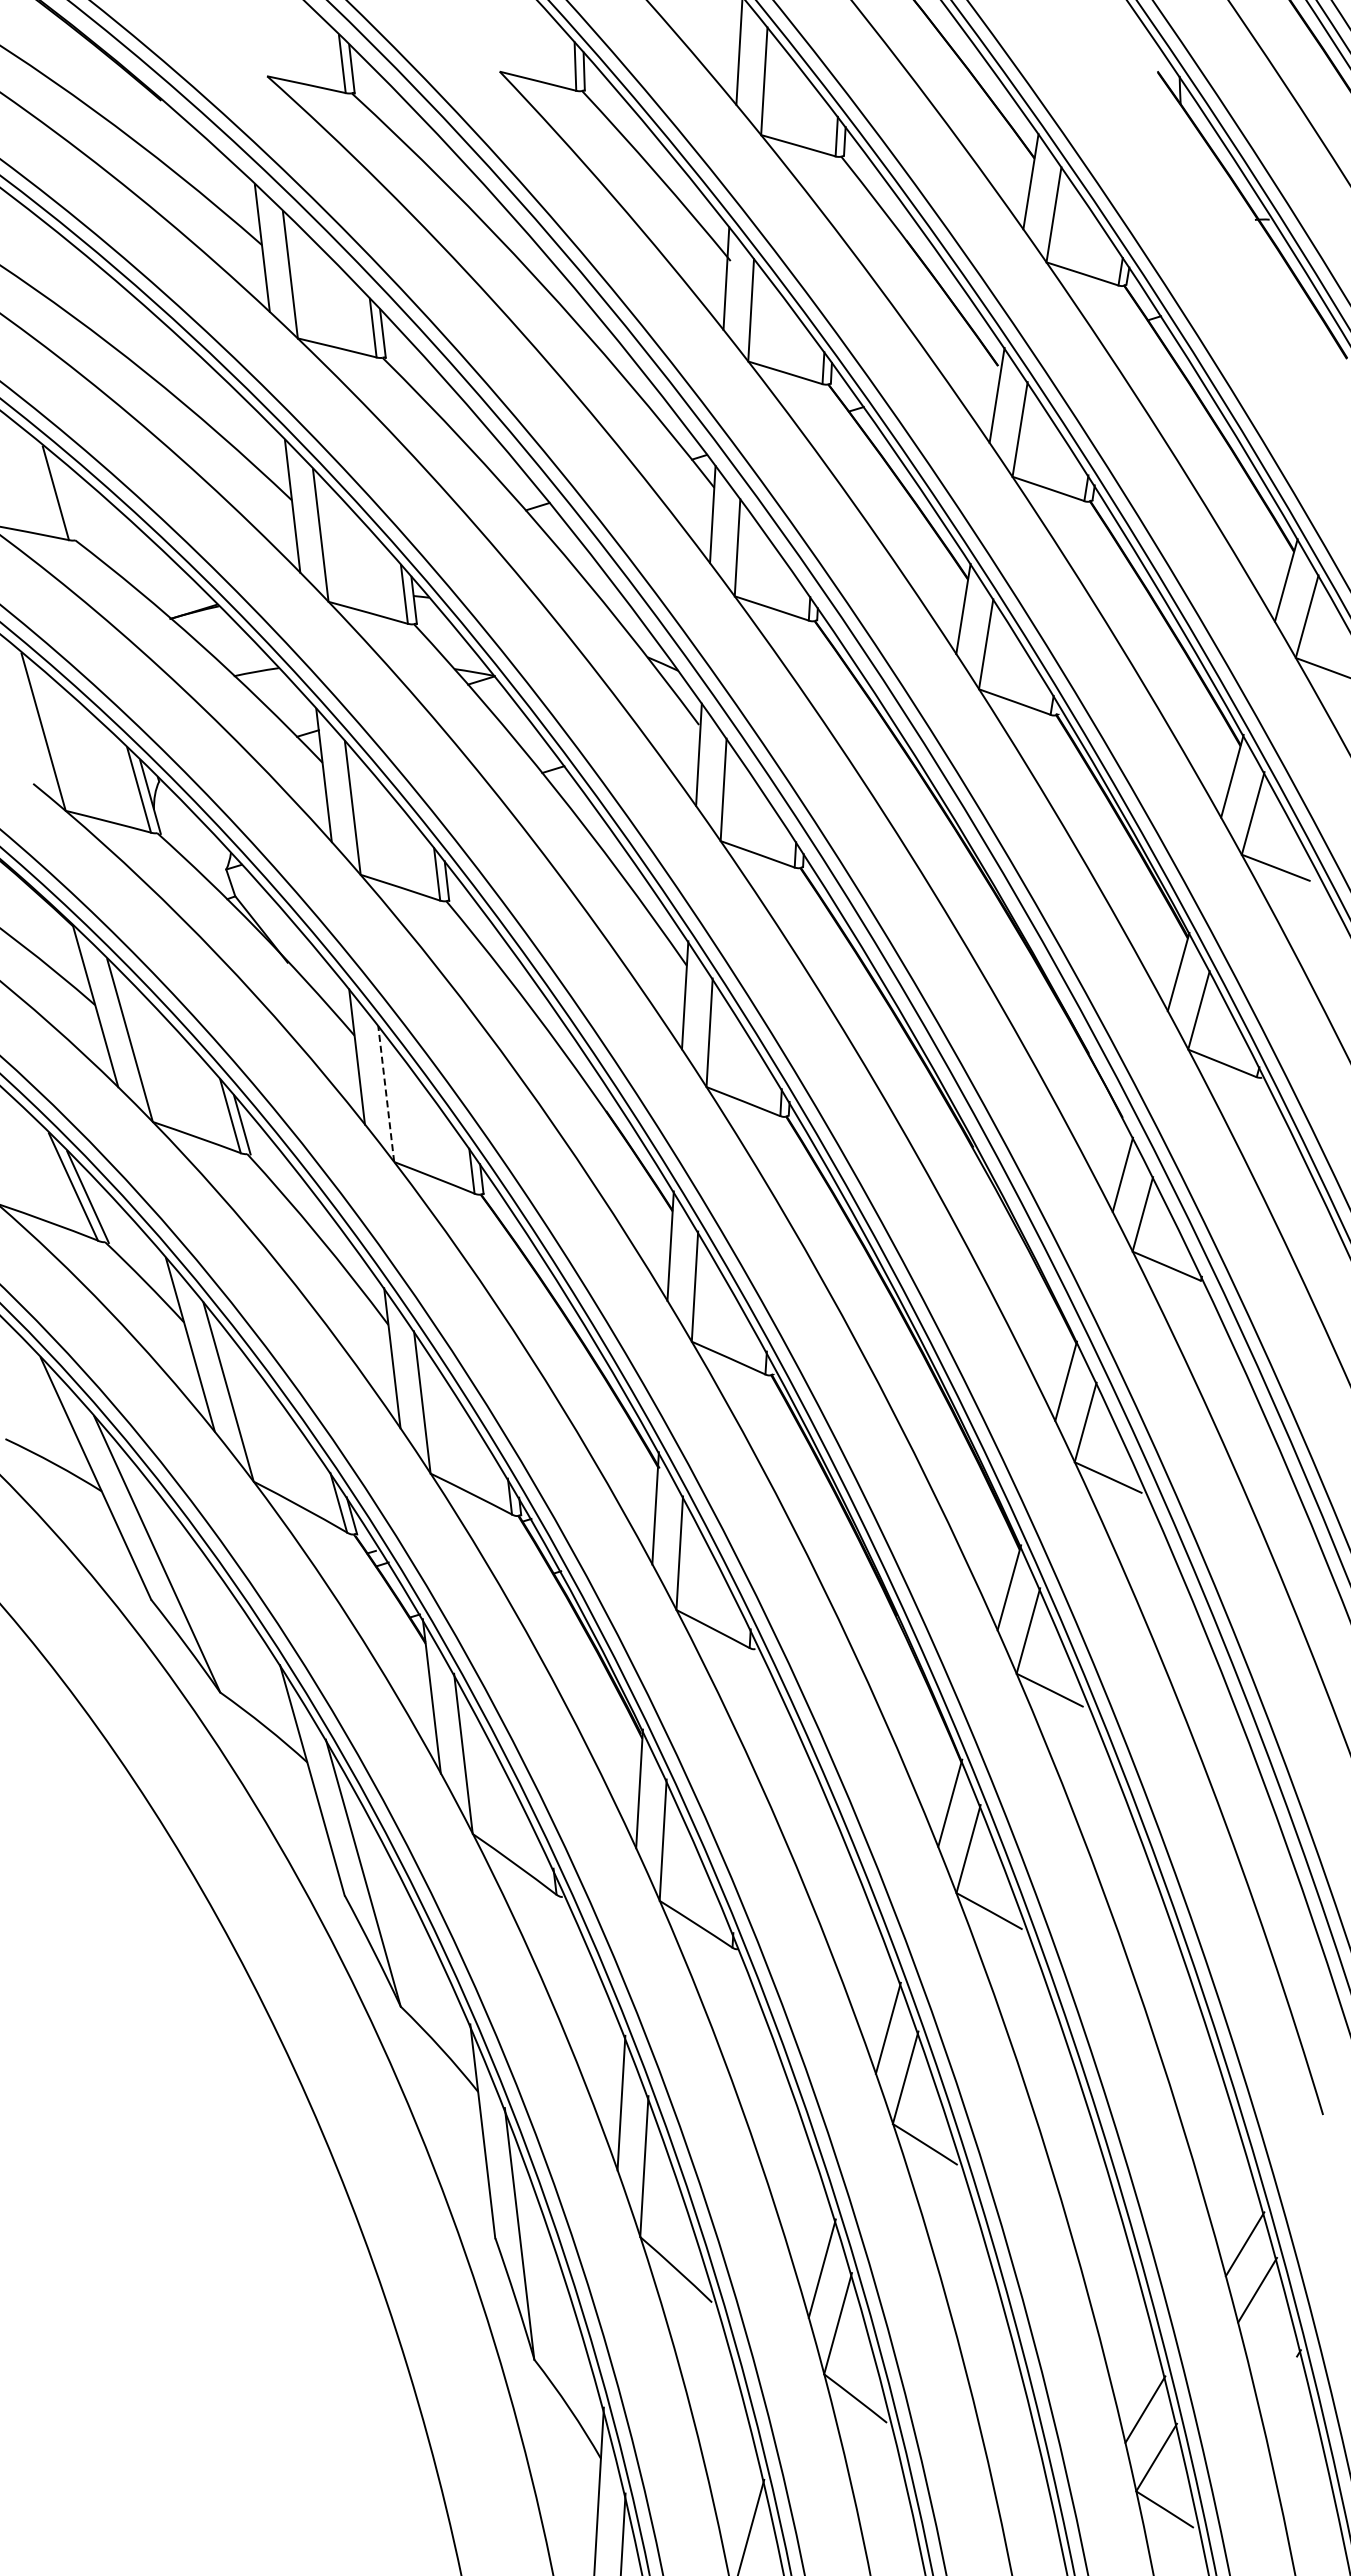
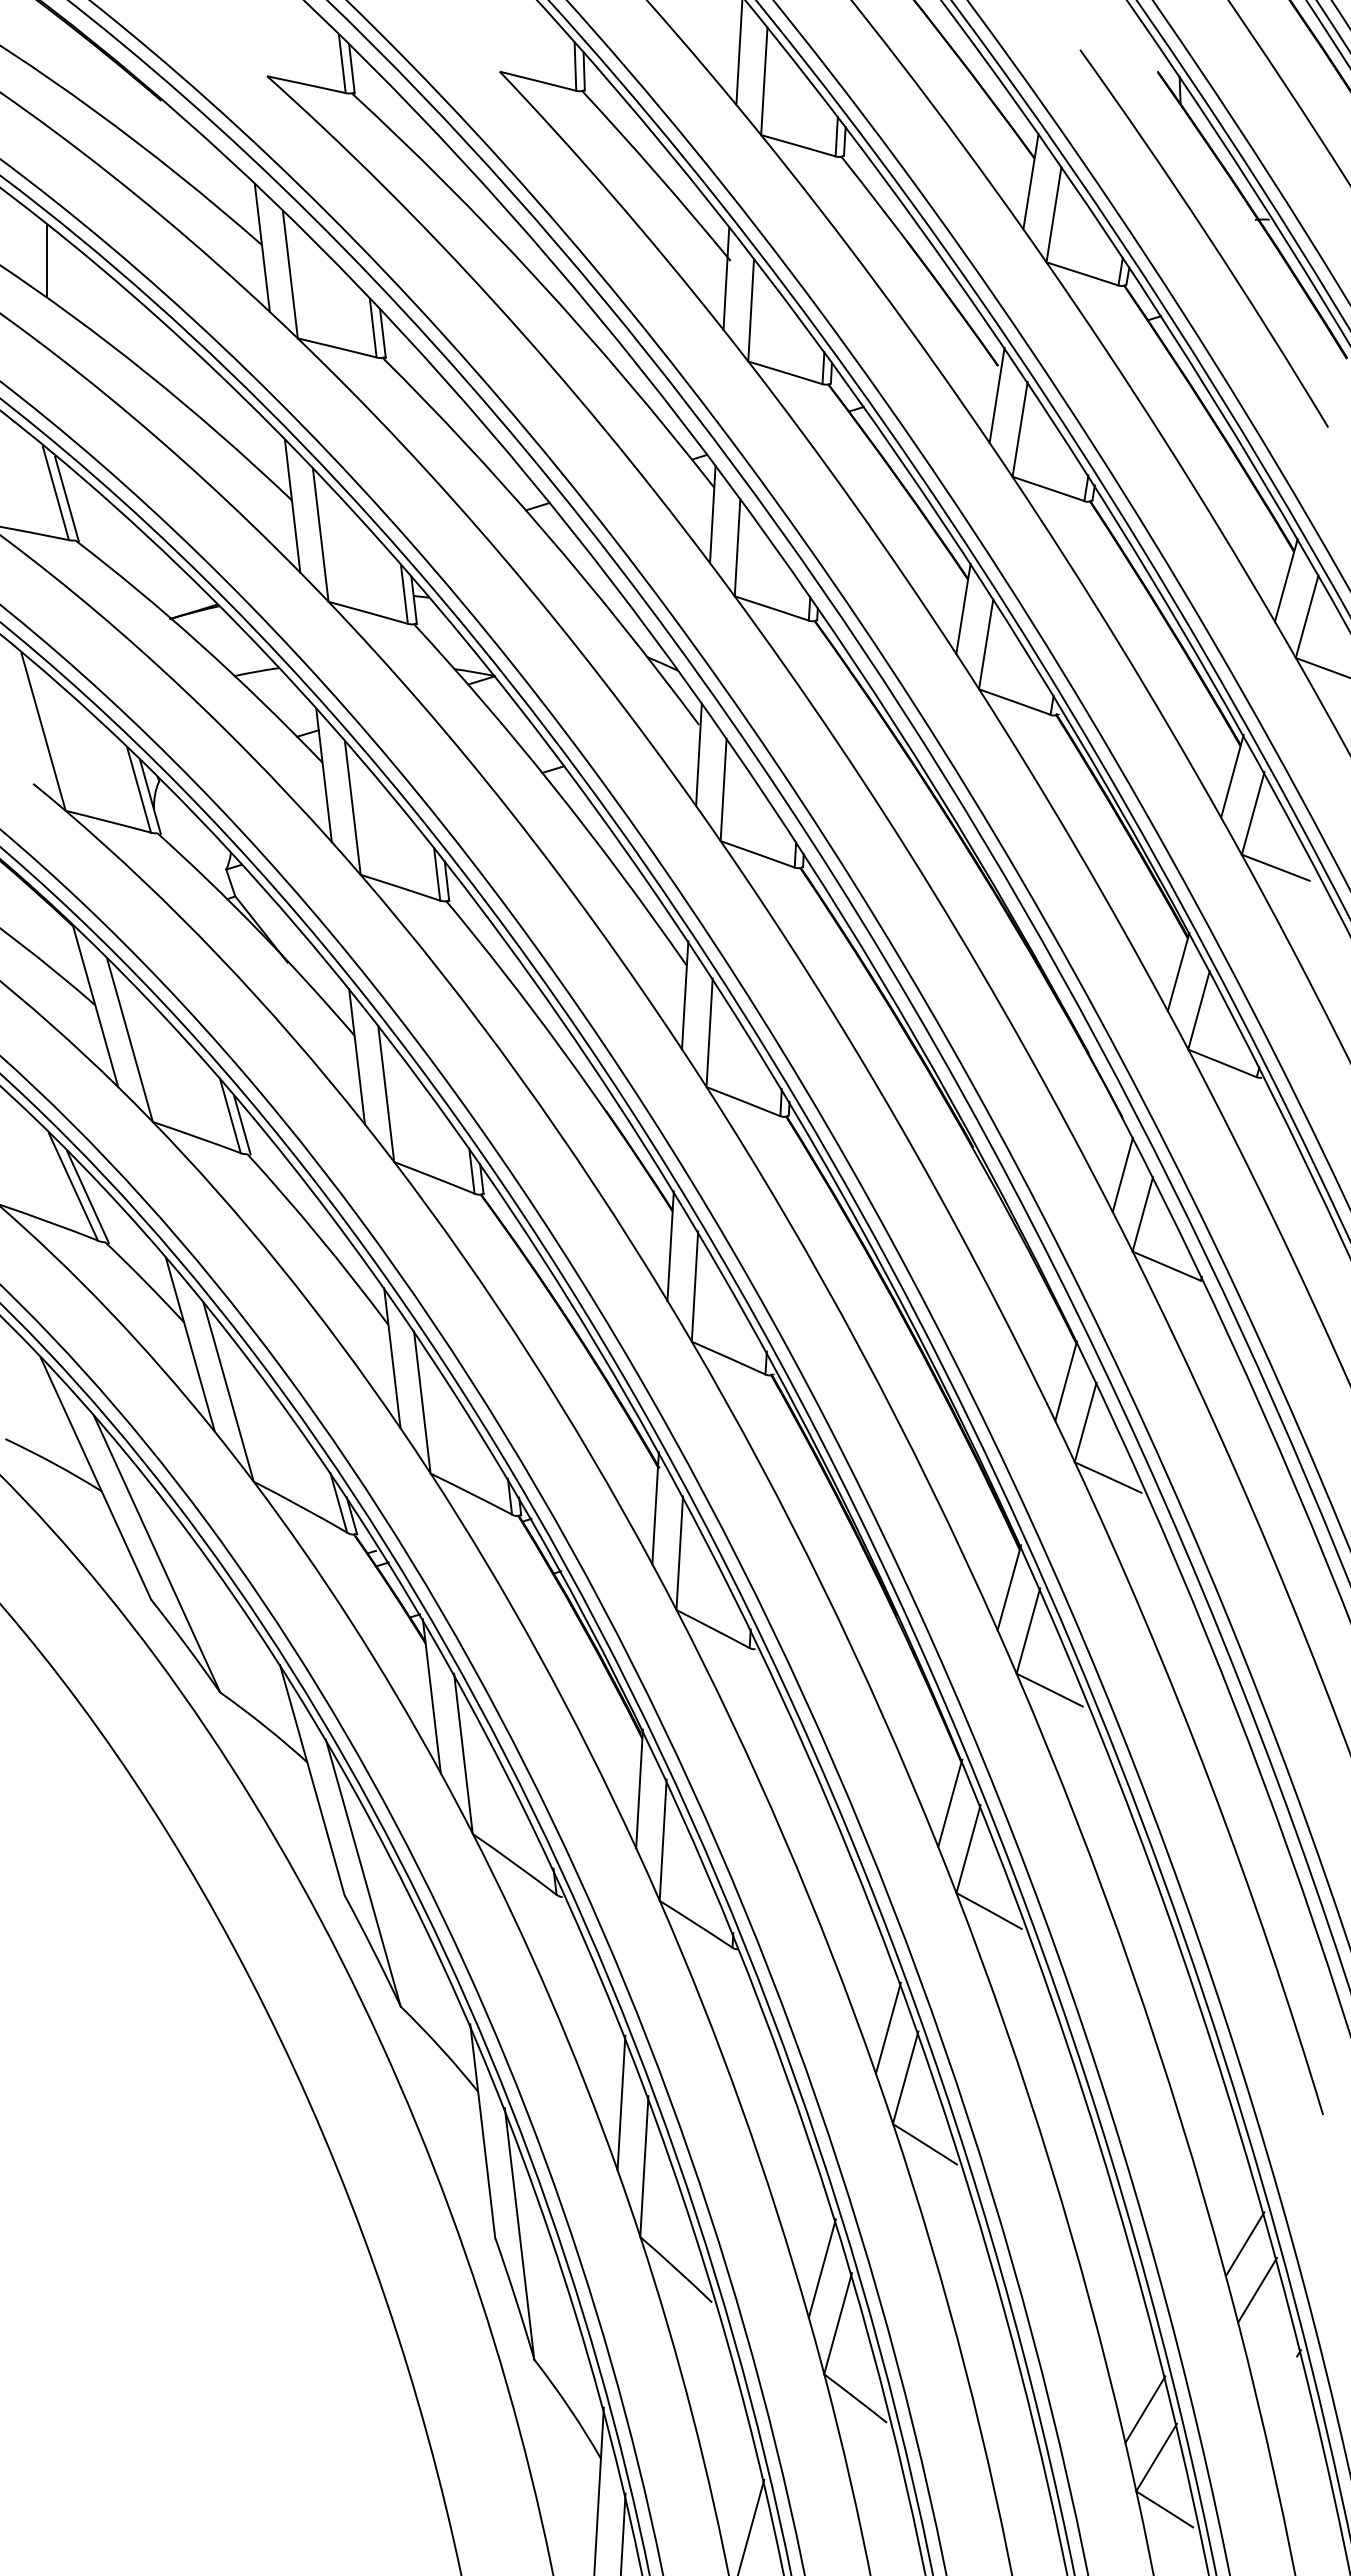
curve: none -> present (1207, 237)
line: none -> present (46, 261)
line: none -> present (66, 498)
line: dashed -> solid (386, 1093)
